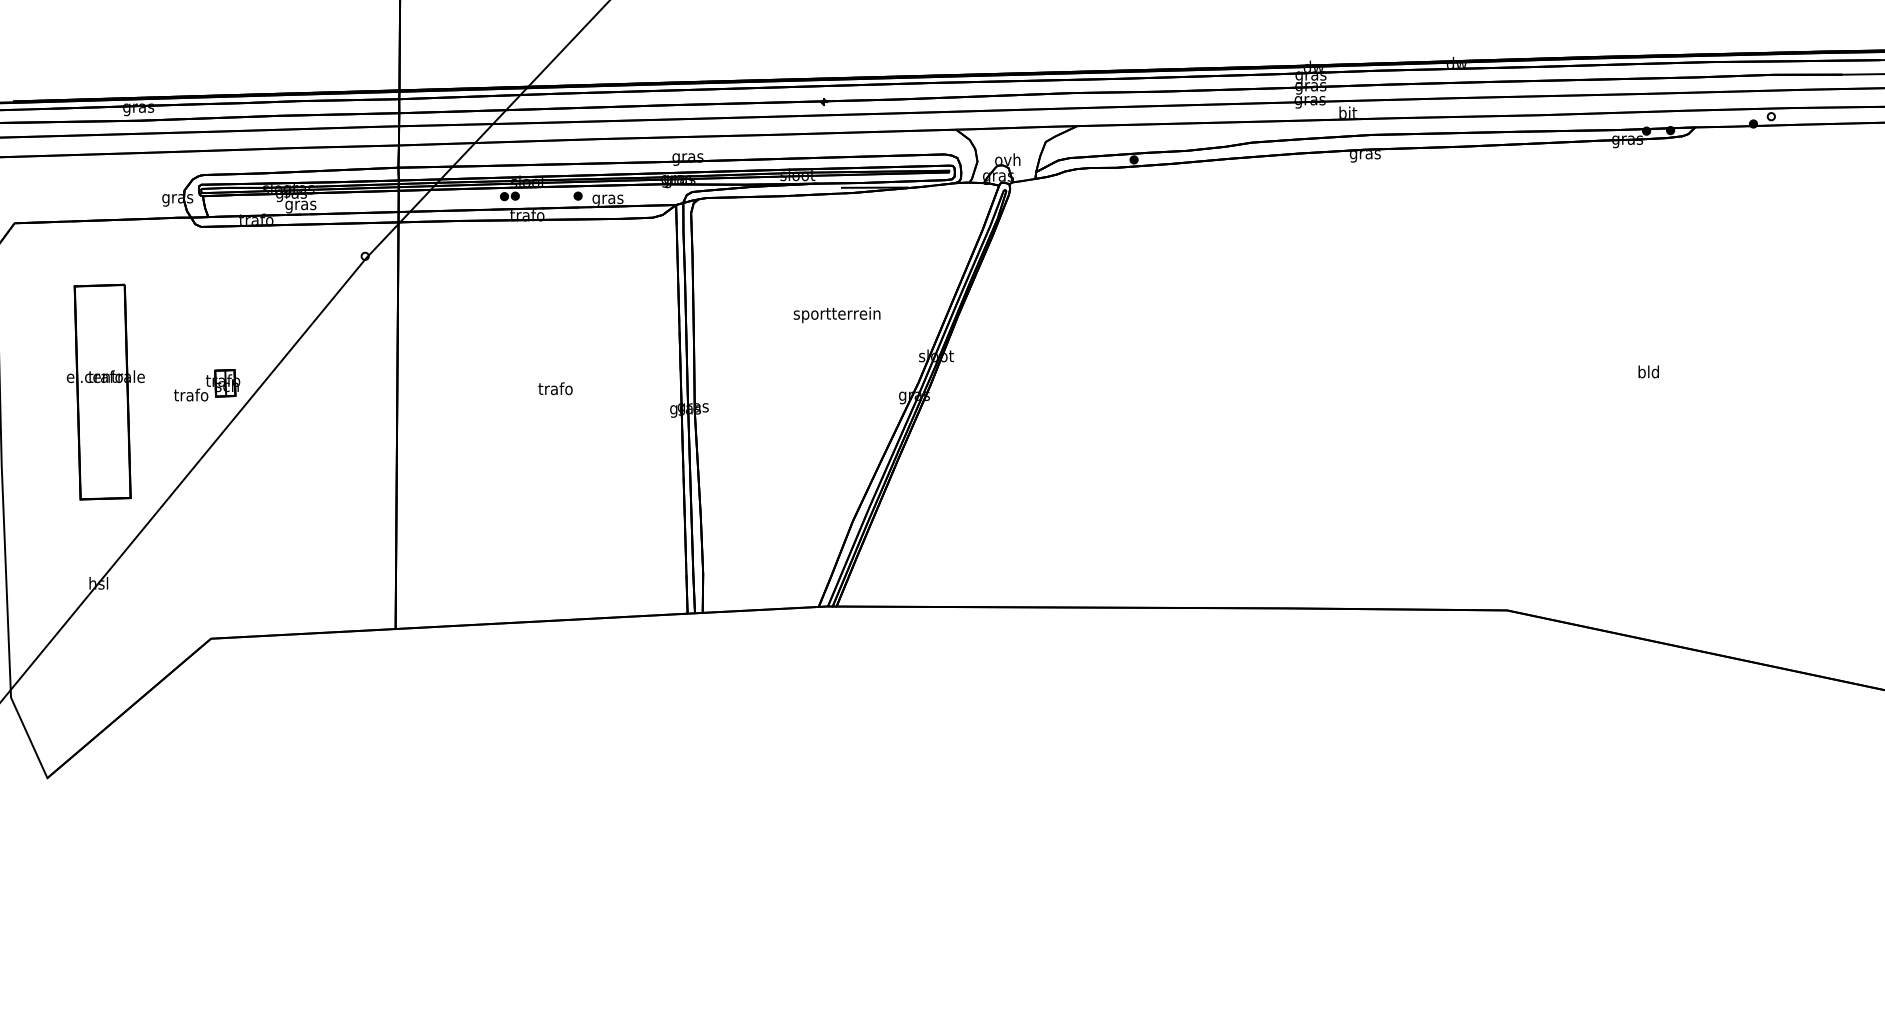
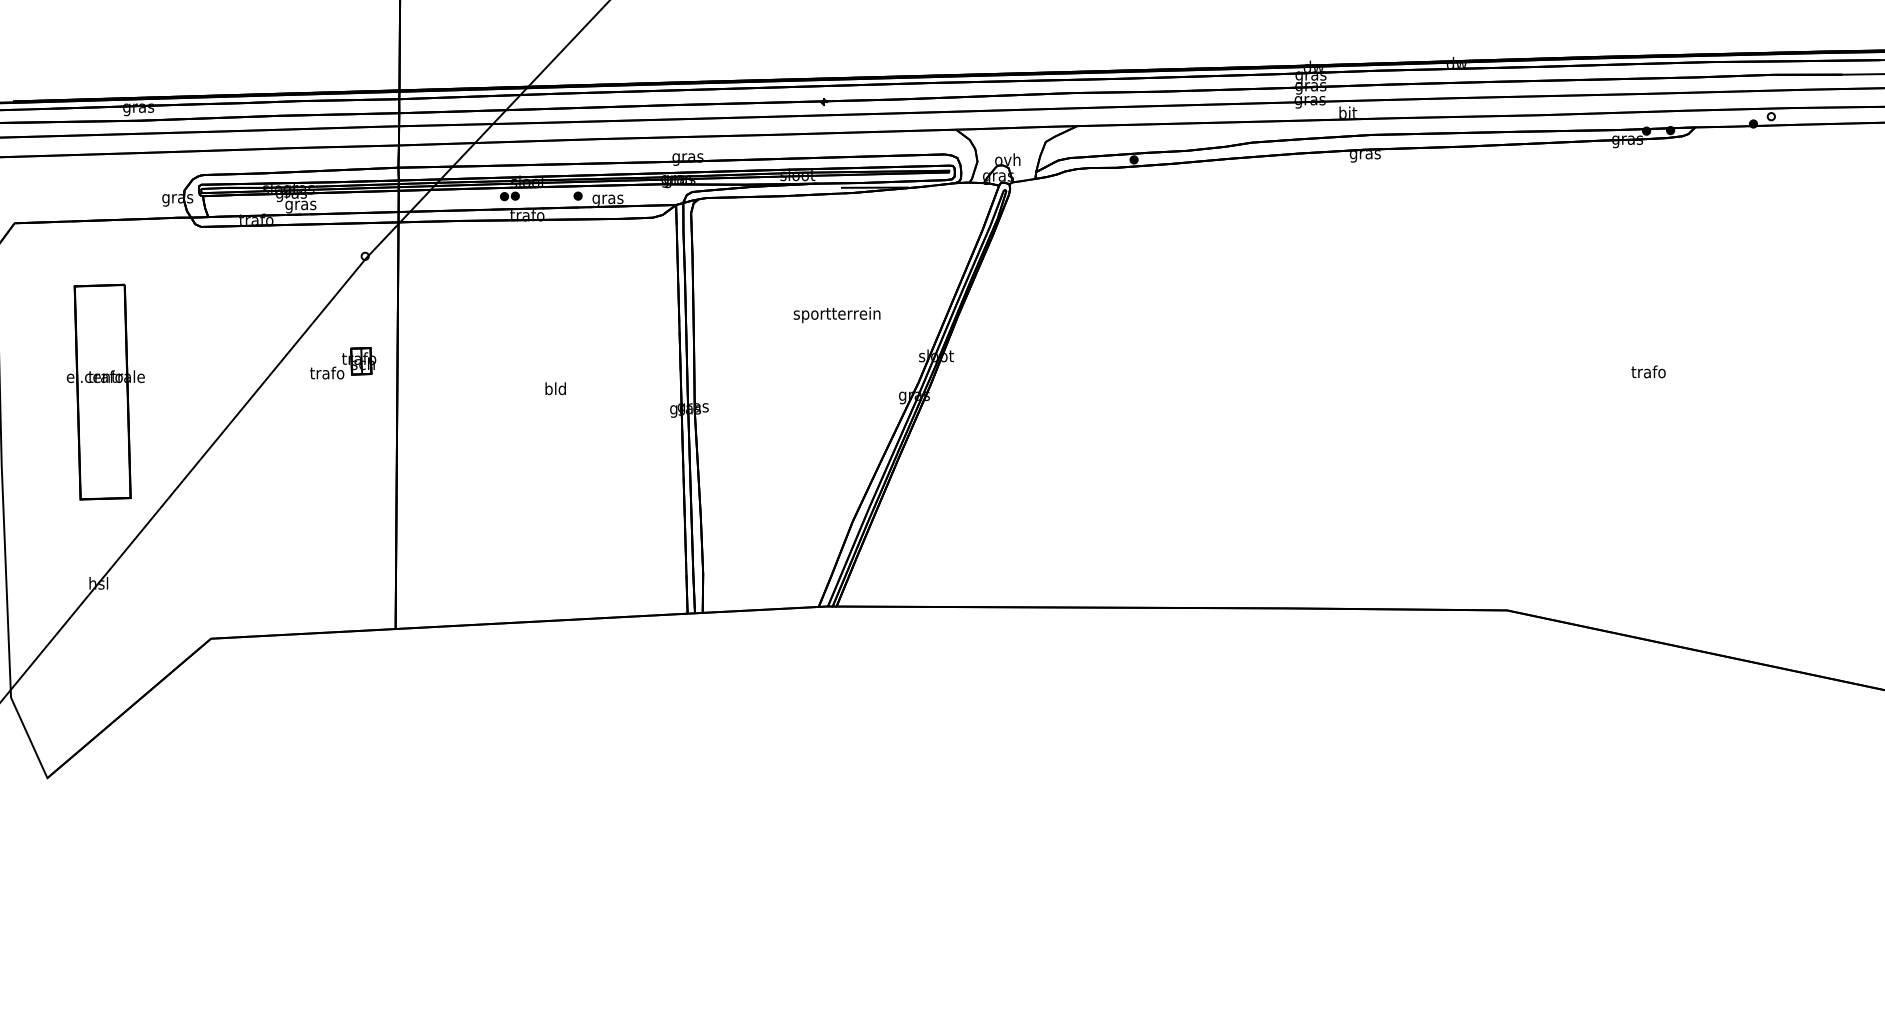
text: bld -> trafo (1648, 371)
part position: (207, 385) -> (343, 363) (343, 363)
text: trafo -> bld (555, 388)
